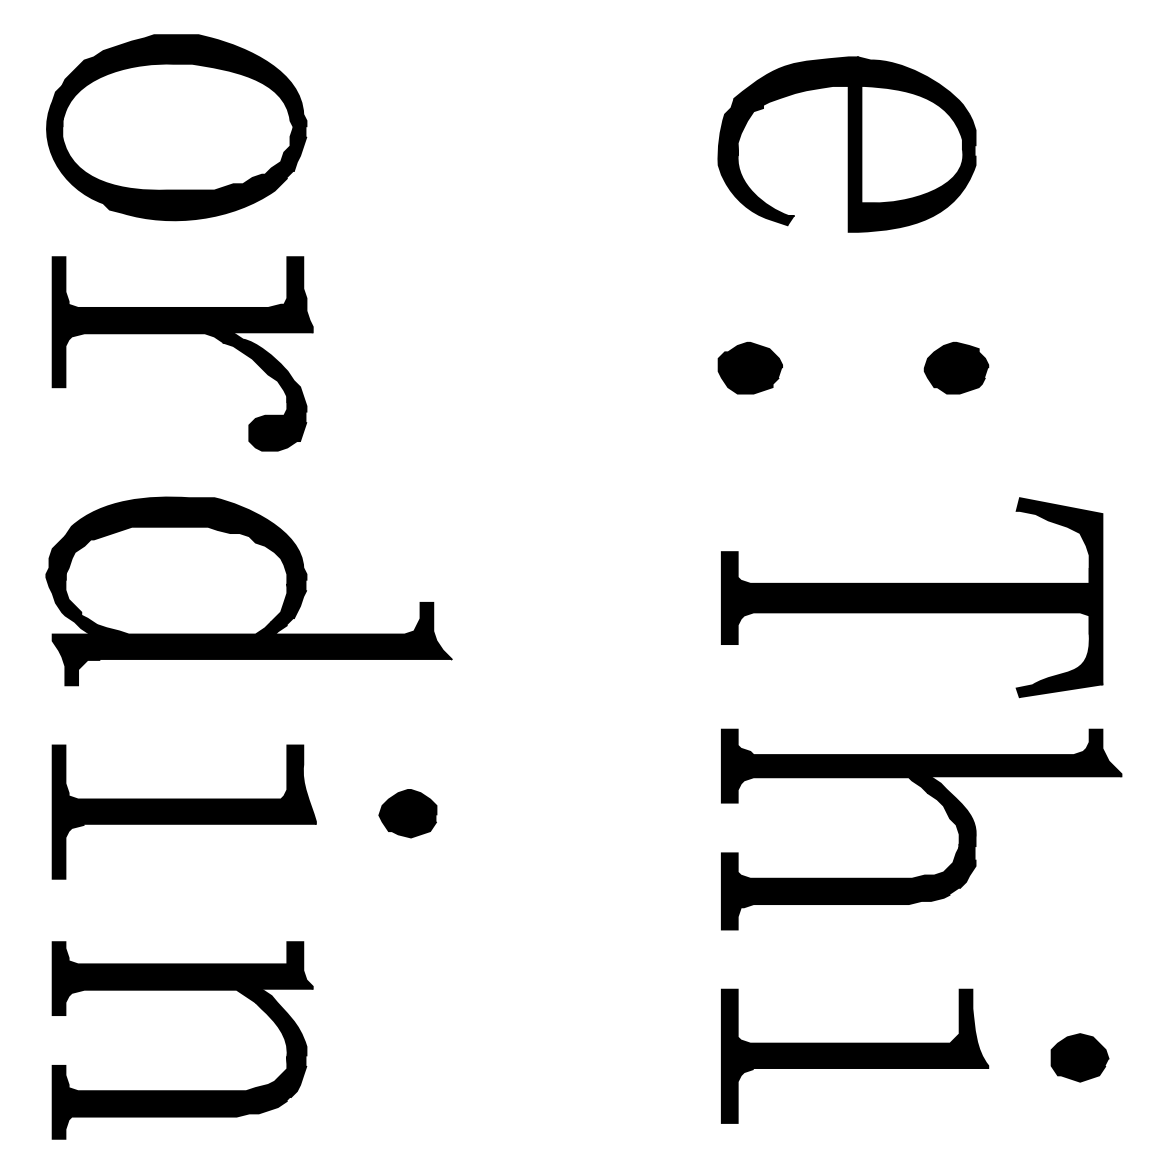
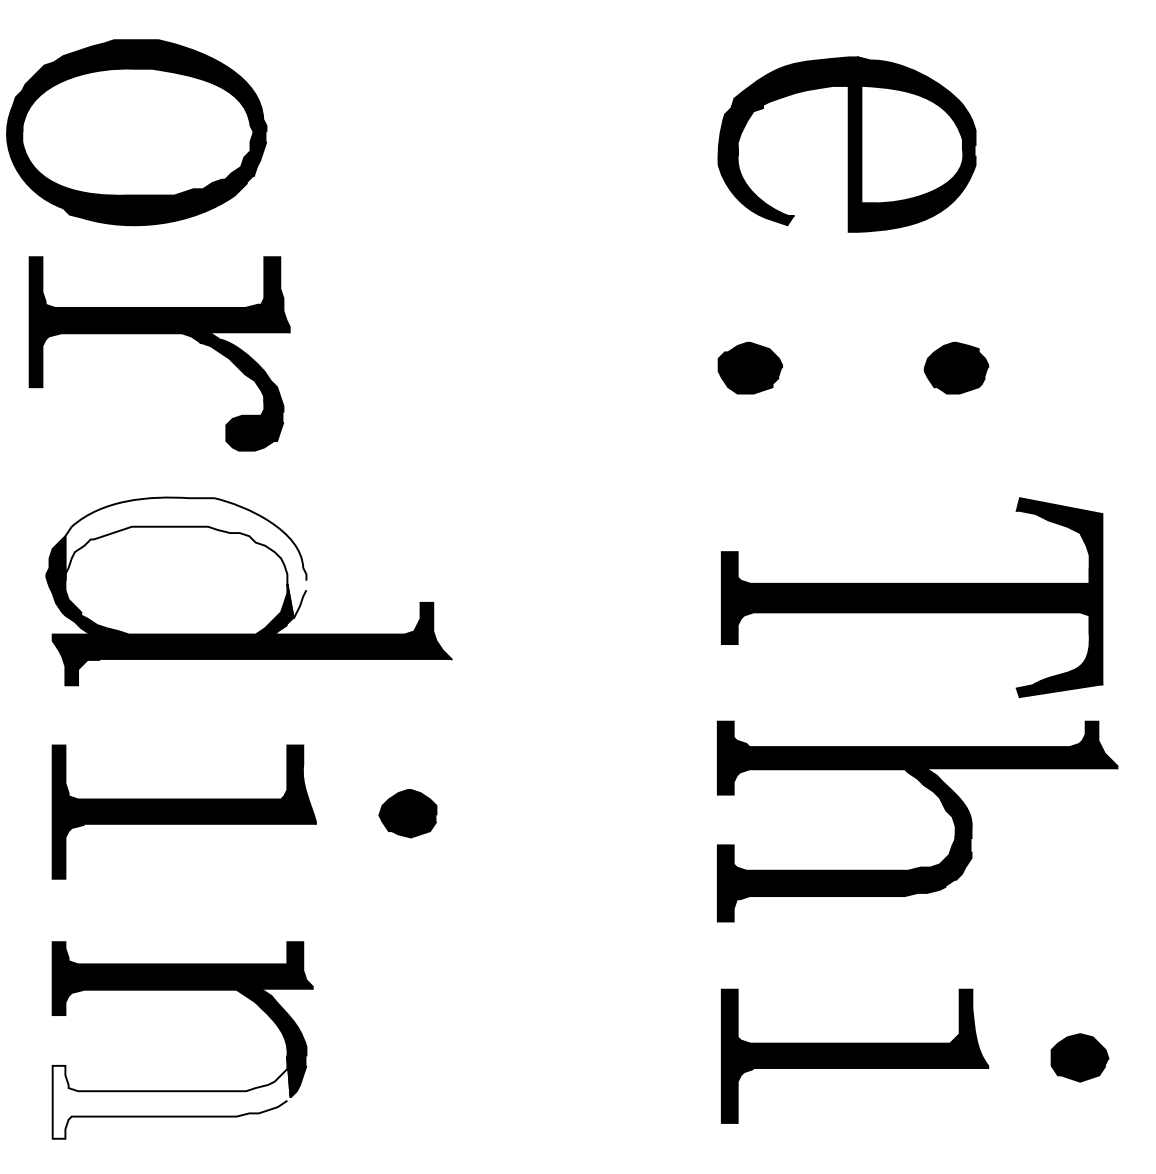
part position: (176, 127) -> (136, 132) (136, 132)
part position: (182, 334) -> (159, 334) (159, 334)
fill: present -> none (185, 557)
part position: (947, 815) -> (943, 807) (943, 807)
fill: present -> none (171, 1097)
